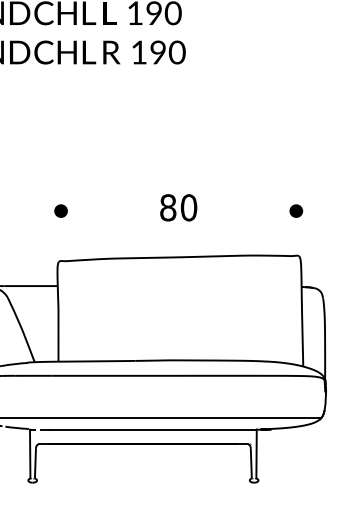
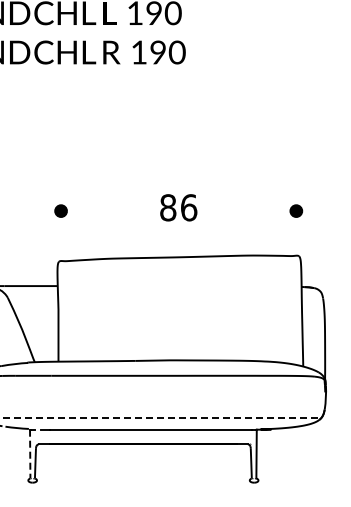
text: 80 -> 86 (188, 207)
line: solid -> dashed (161, 417)
line: solid -> dashed (30, 454)
